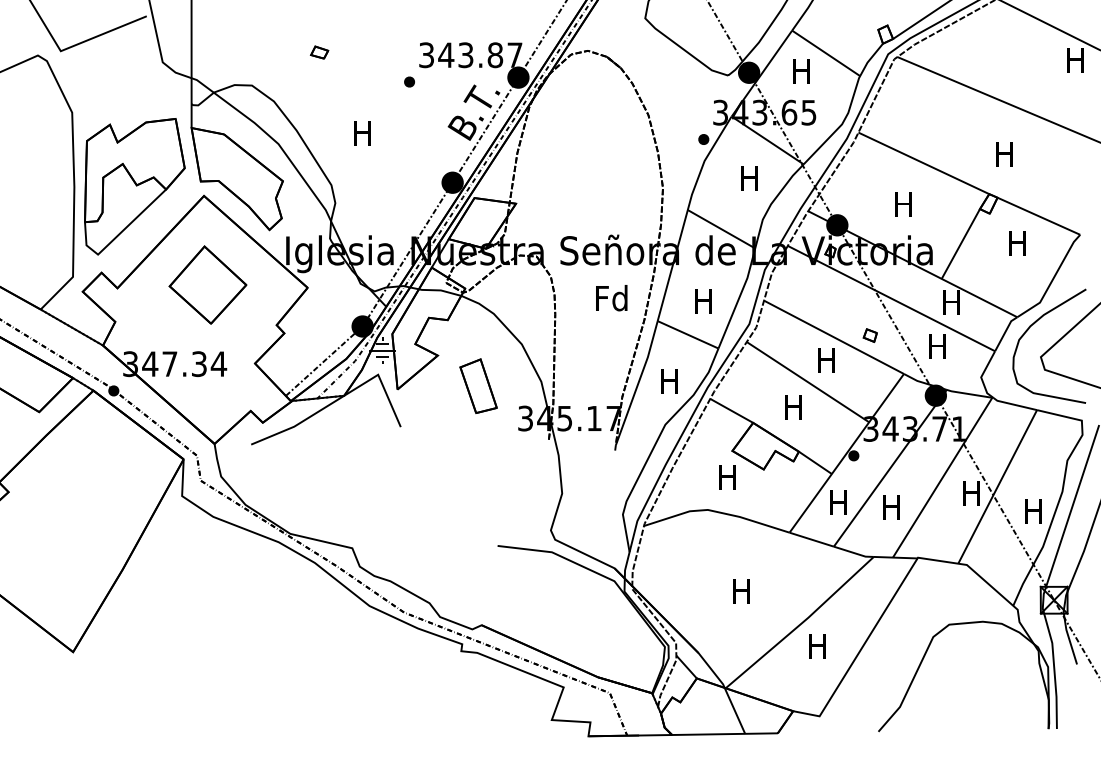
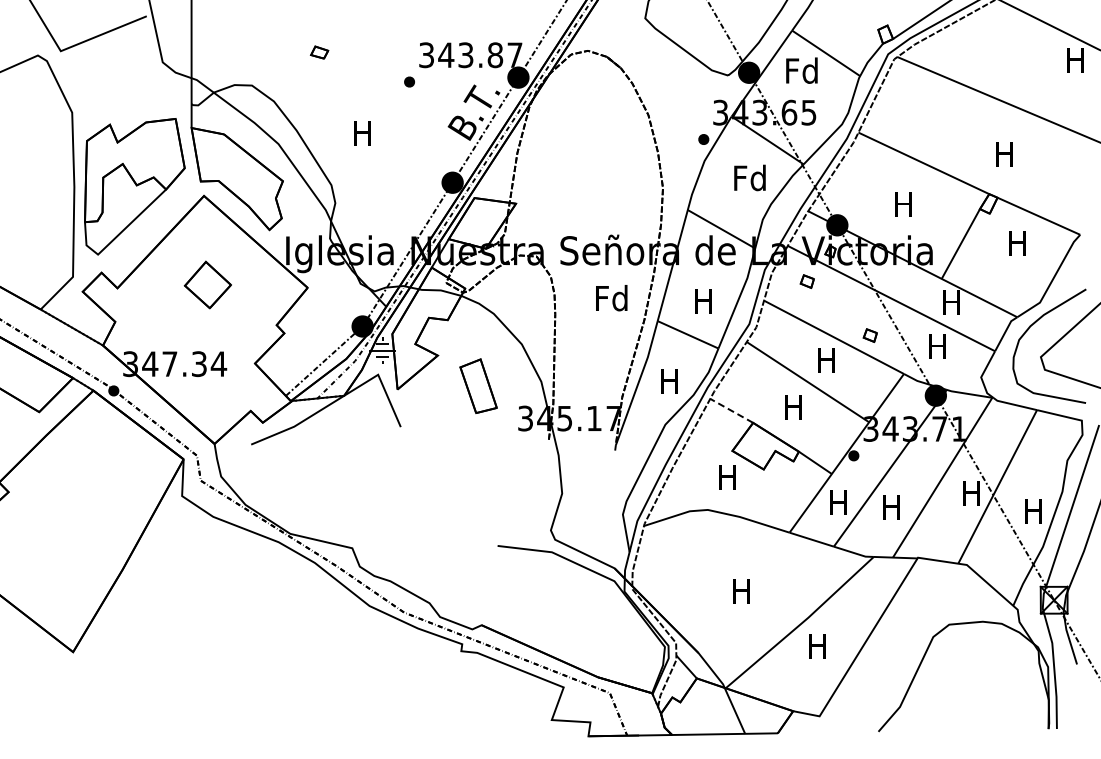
text: H -> Fd (801, 70)
text: H -> Fd (749, 177)
part: none -> present (806, 281)
part size: 80x80 px -> 49x50 px (207, 284)
line: solid -> dashed (731, 410)
